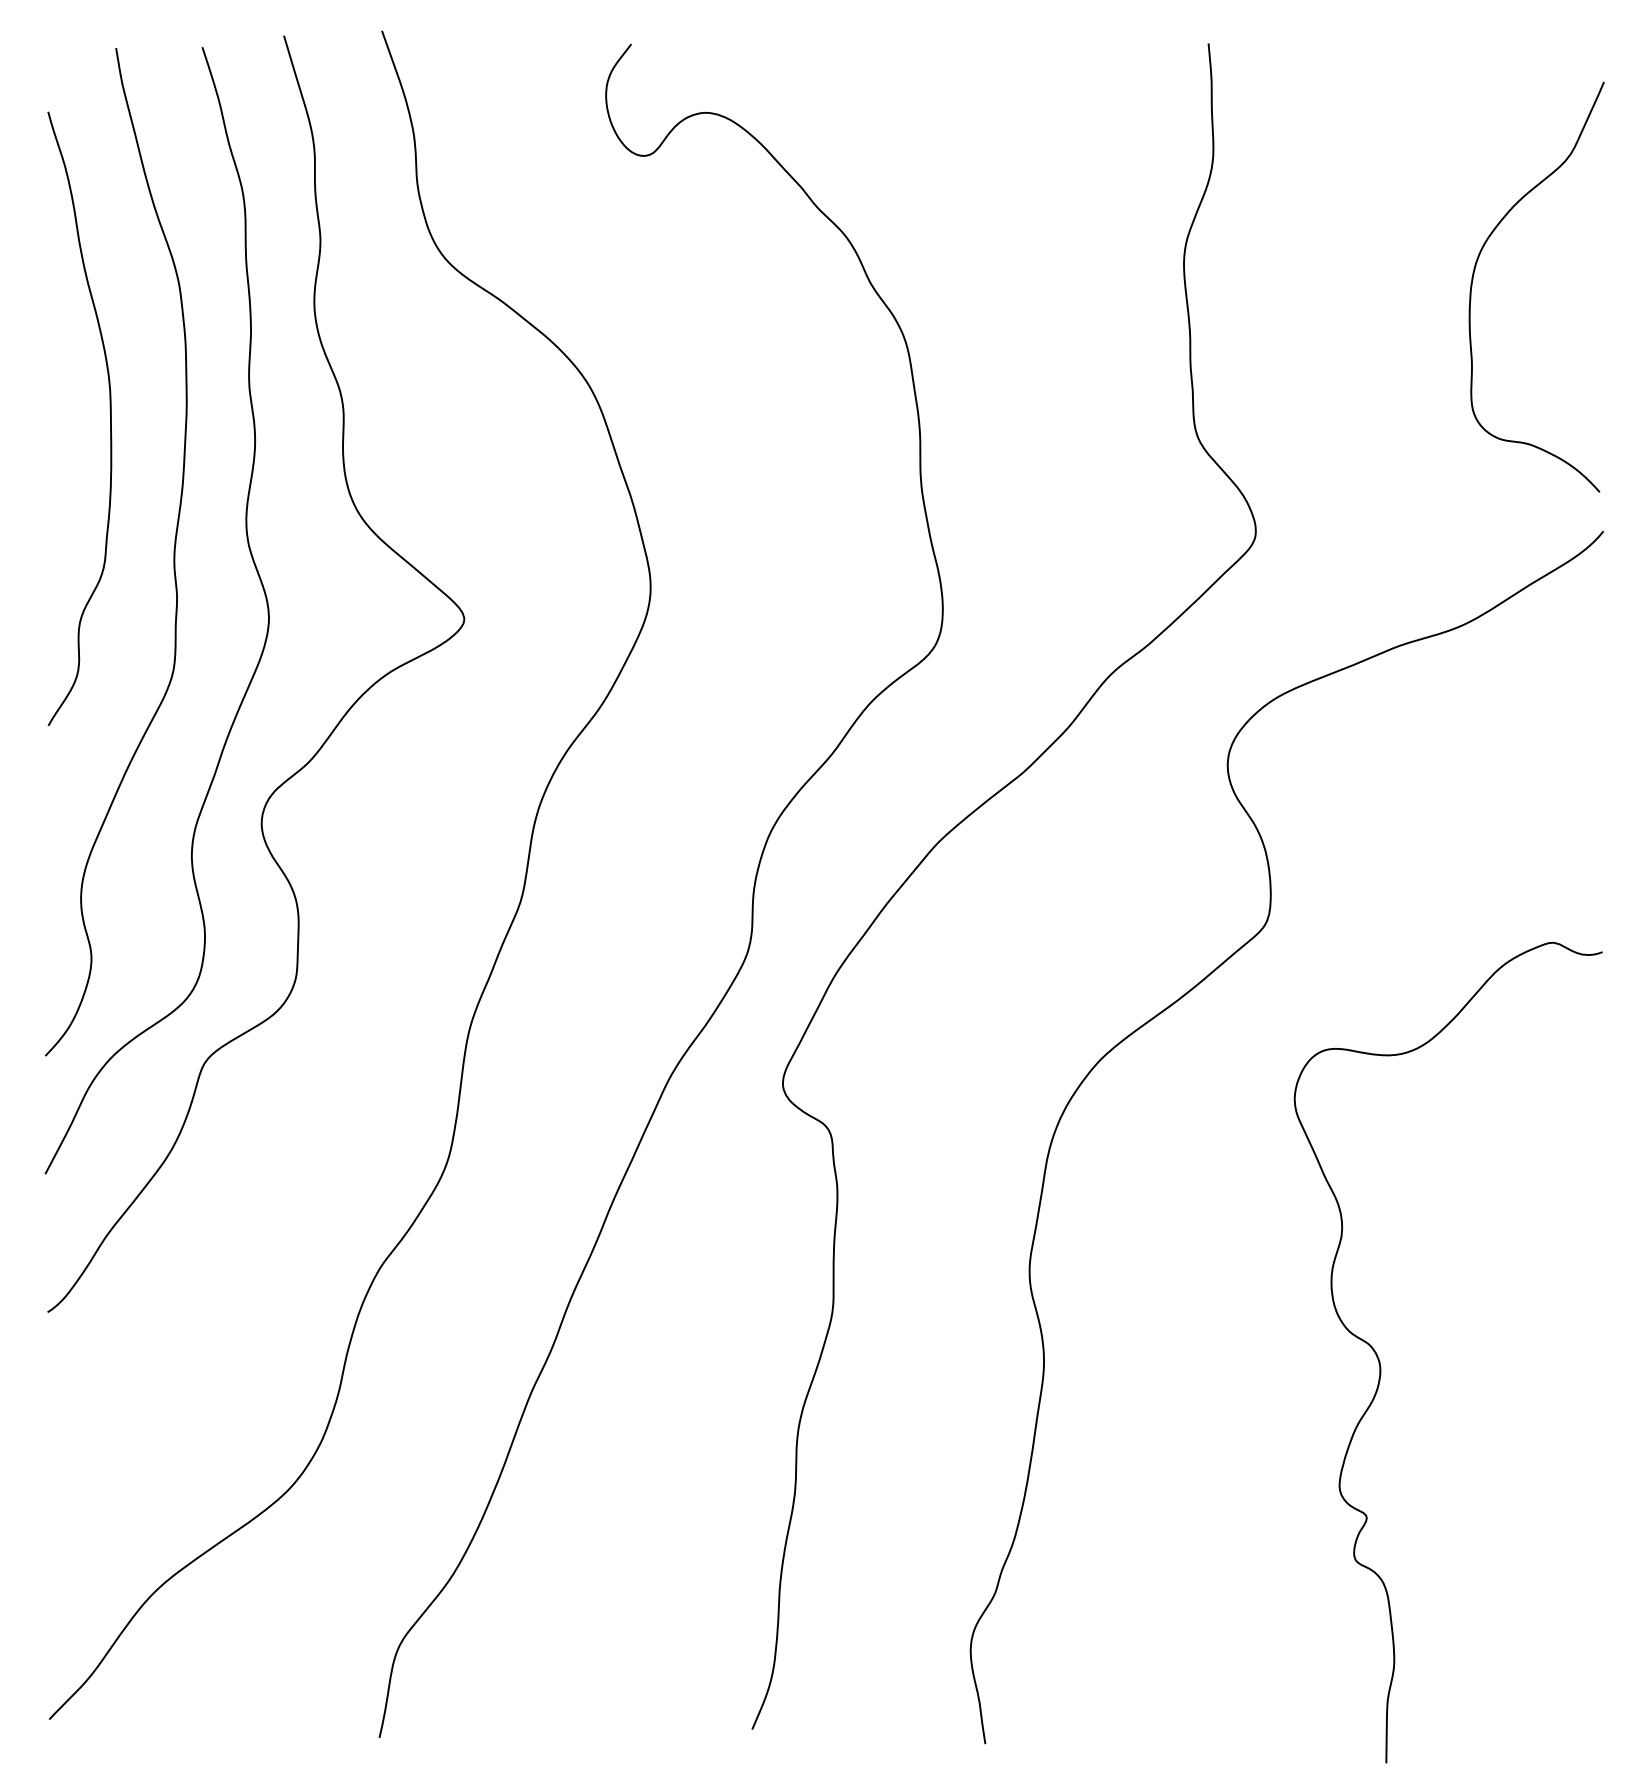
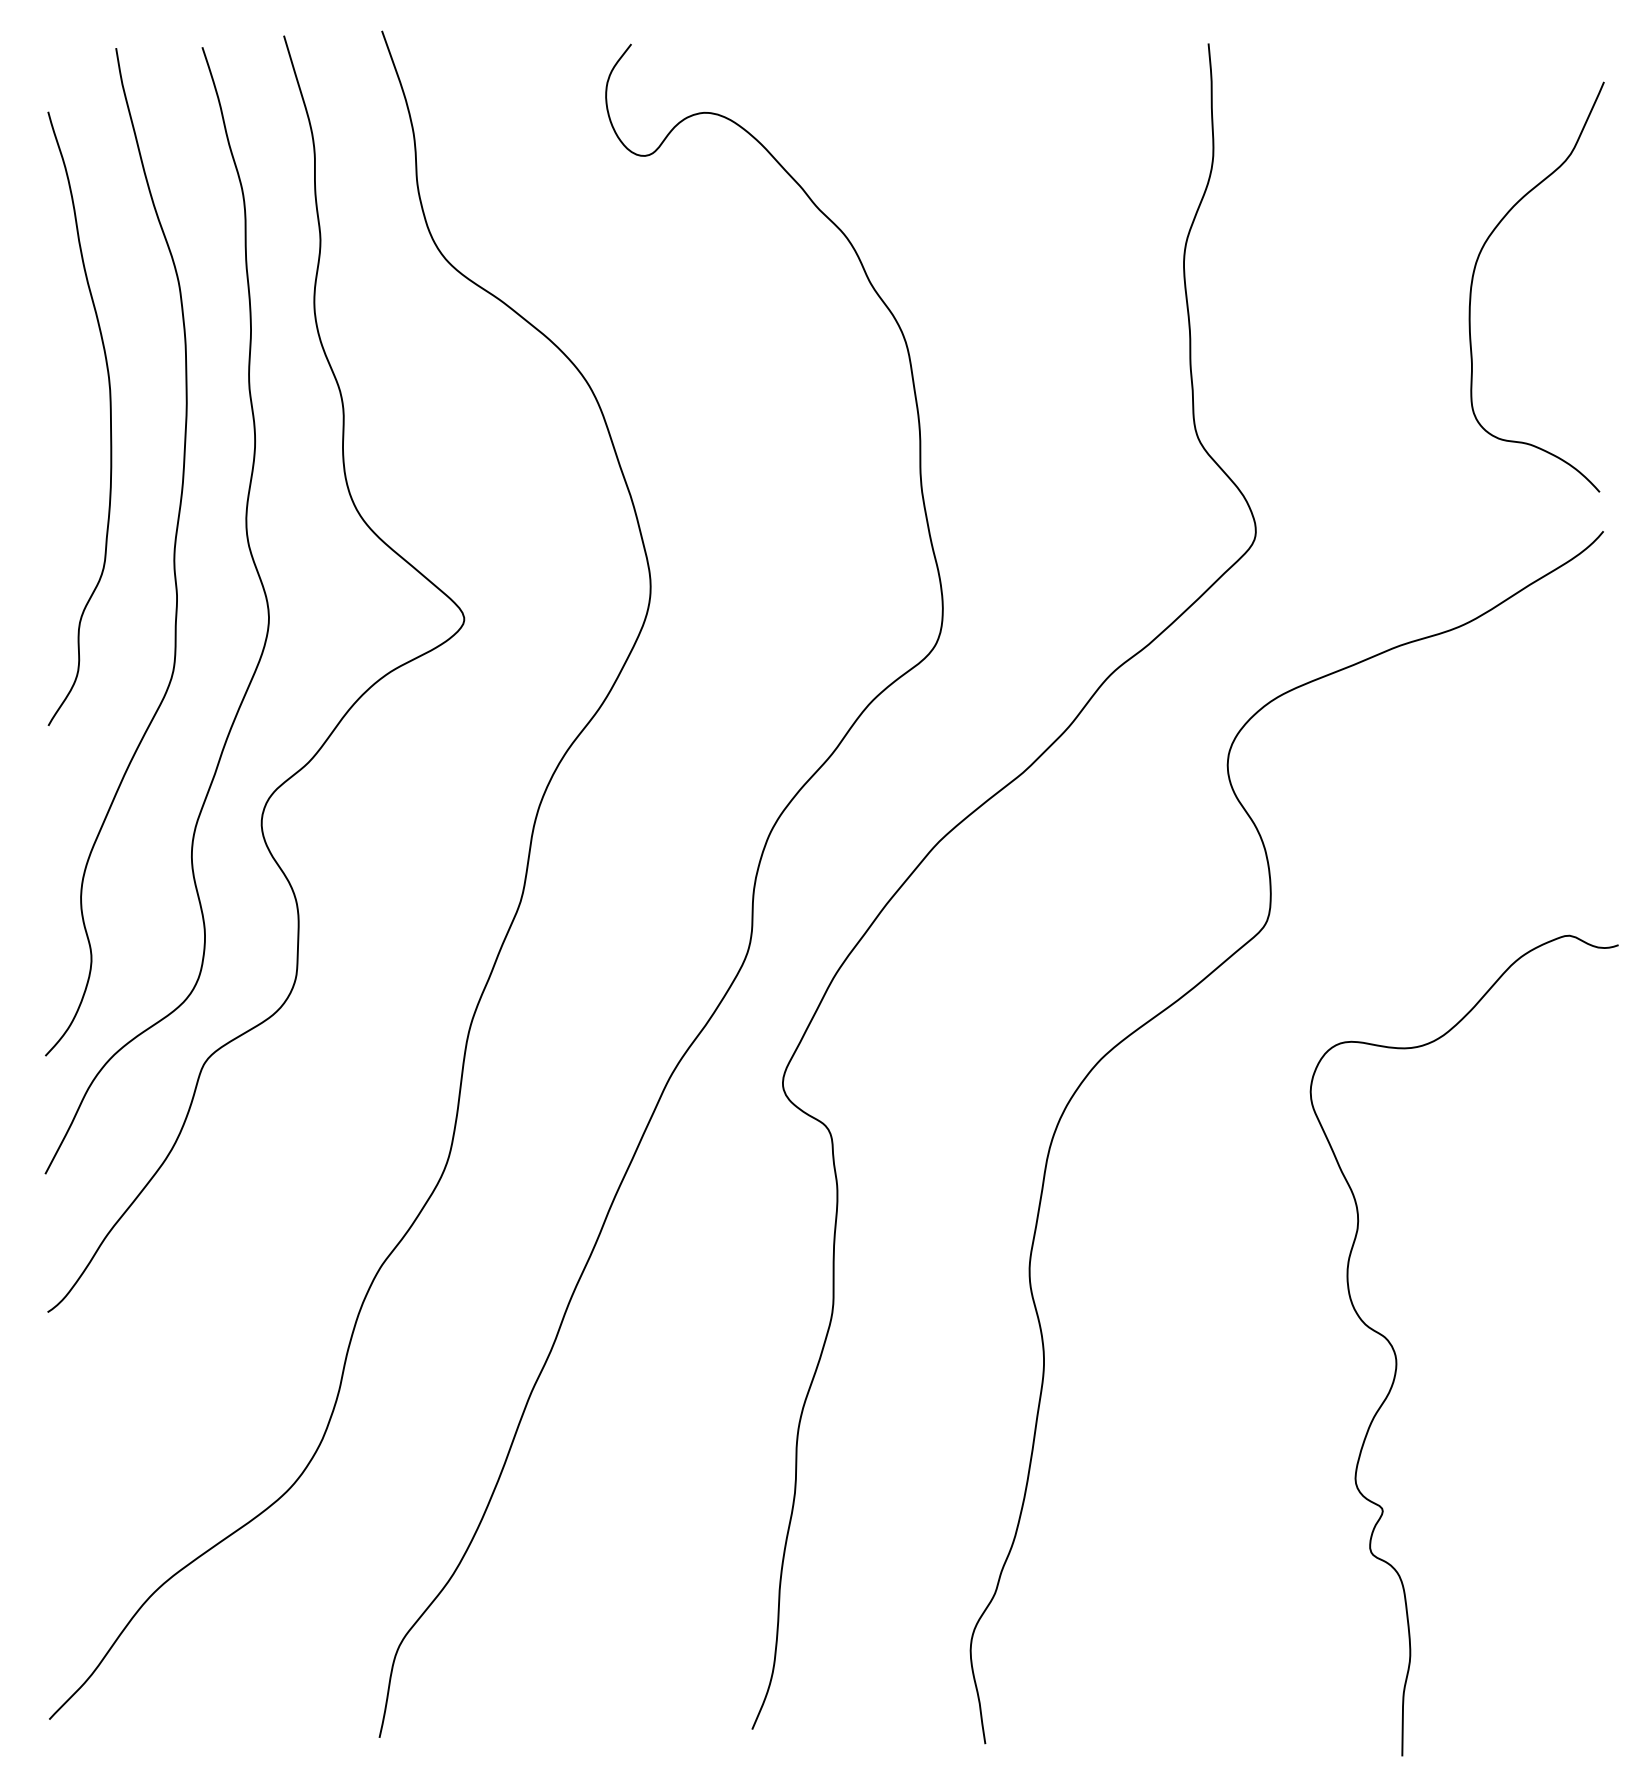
curve position: (1381, 1366) -> (1397, 1359) (1397, 1359)
